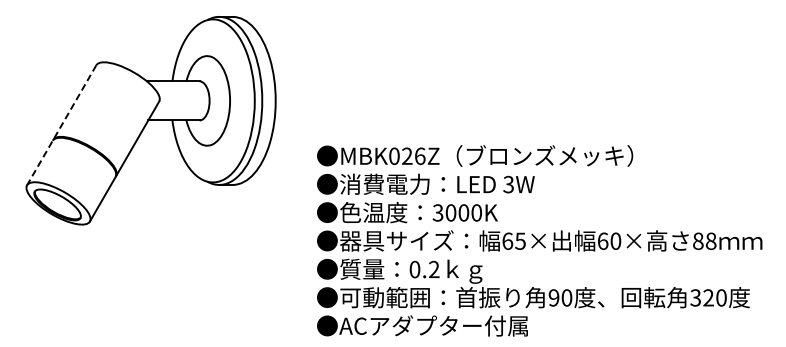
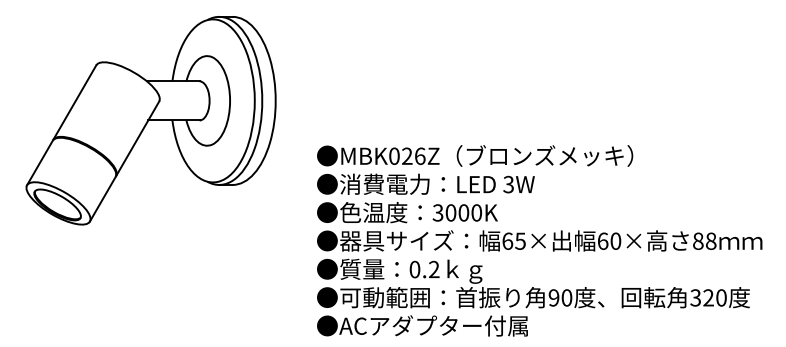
line: dashed -> solid (61, 125)
